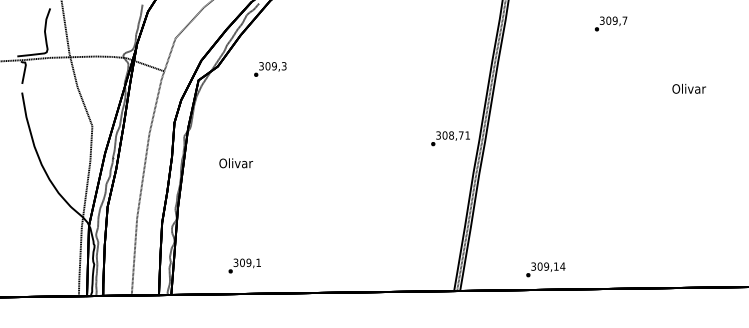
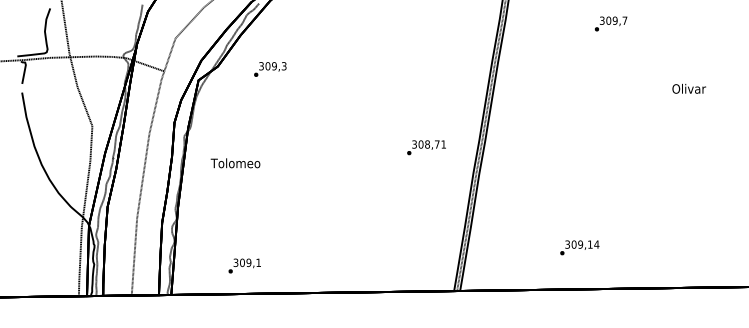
text position: (450, 138) -> (426, 147) (426, 147)
text: Olivar -> Tolomeo (235, 163)
text position: (545, 269) -> (579, 247) (579, 247)
